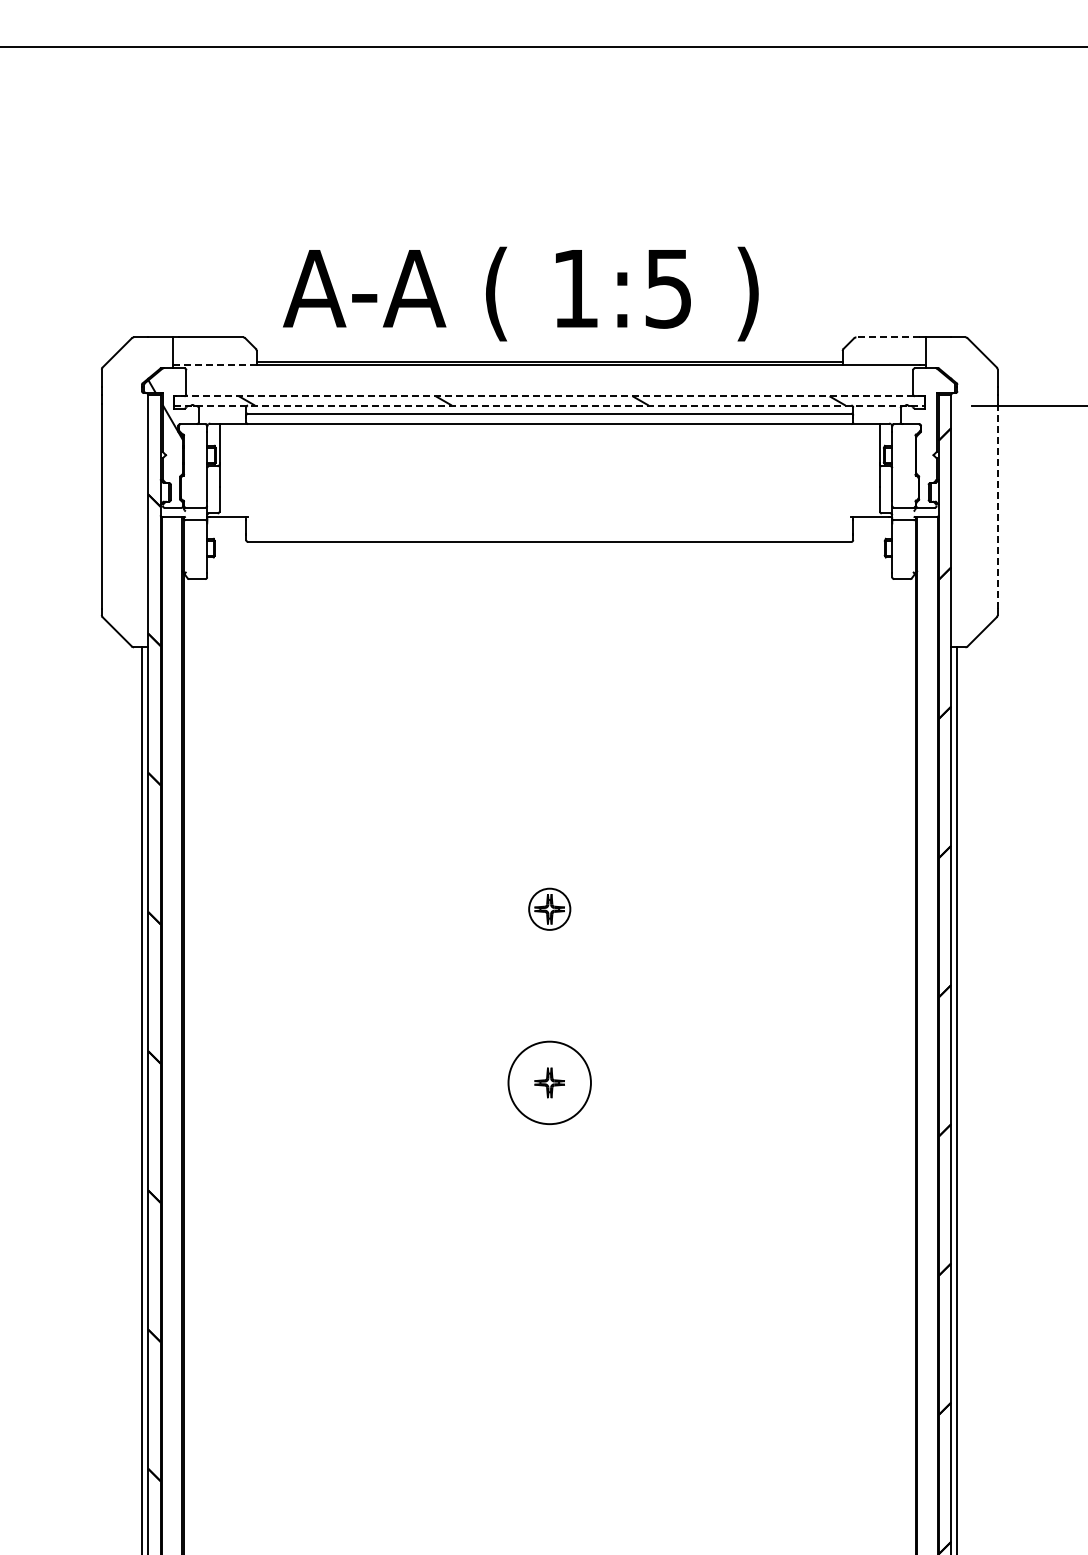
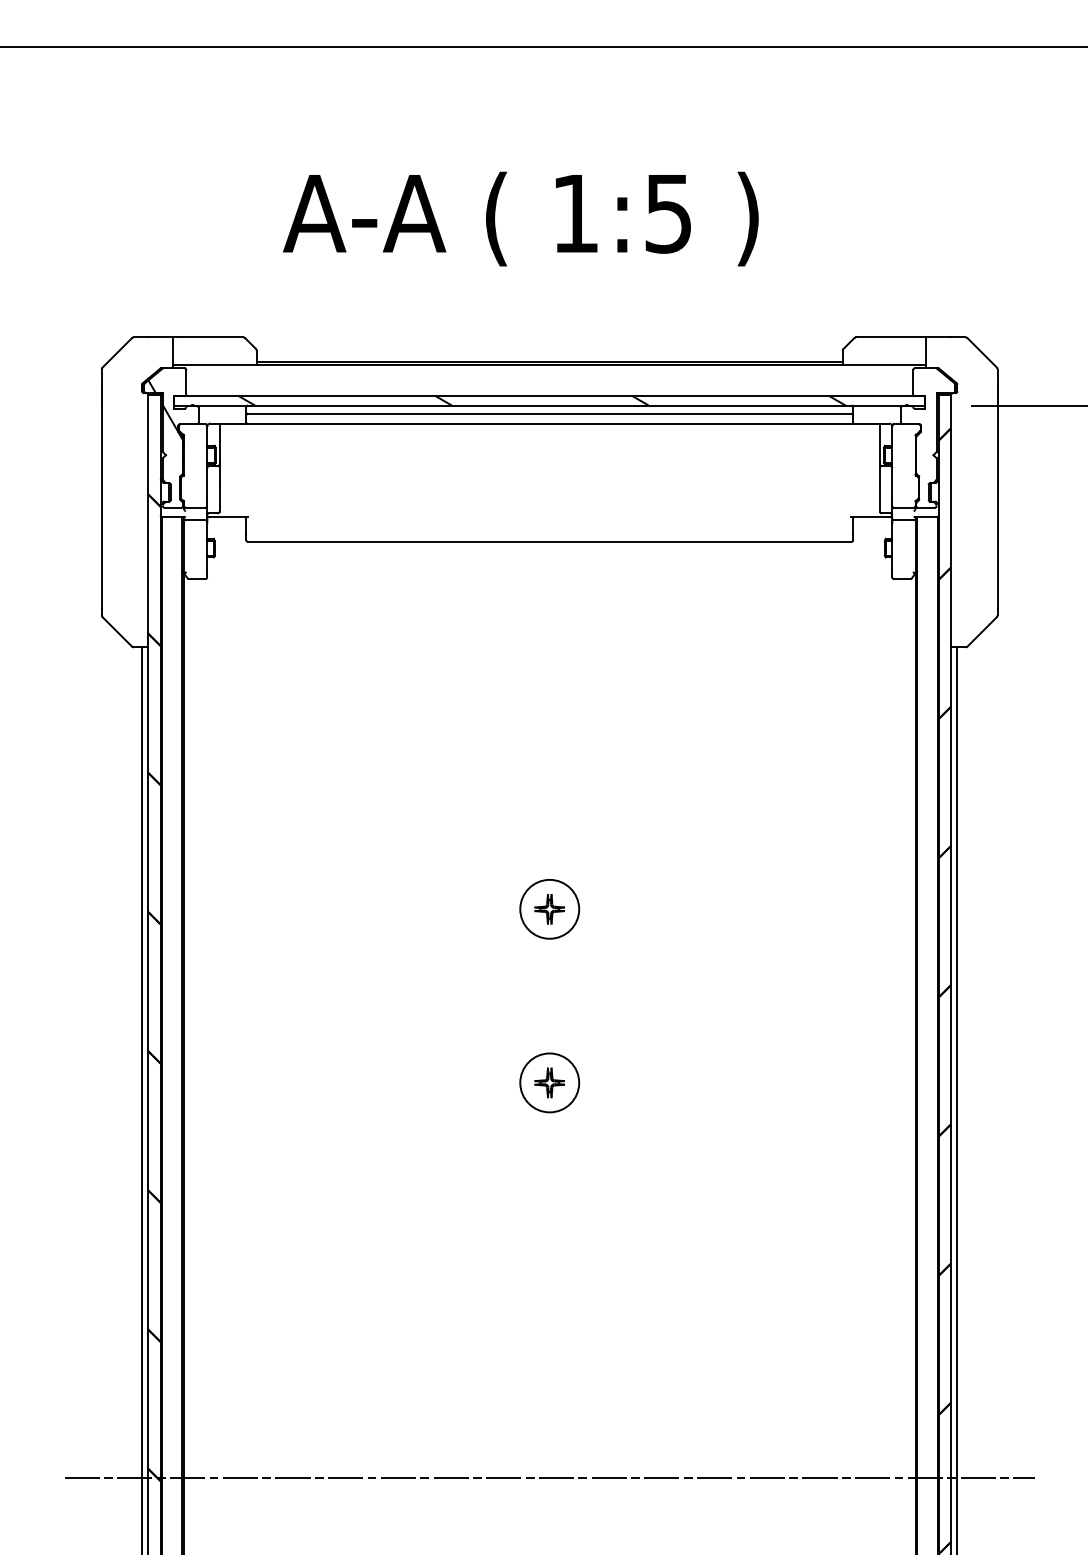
text position: (520, 293) -> (520, 218) (520, 218)
line: dashed -> solid (888, 337)
line: dashed -> solid (218, 365)
line: dashed -> solid (549, 396)
line: dashed -> solid (549, 405)
line: dashed -> solid (997, 506)
circle diameter: 41 px -> 59 px (549, 908)
circle diameter: 82 px -> 59 px (549, 1082)
line: none -> present (549, 1478)
